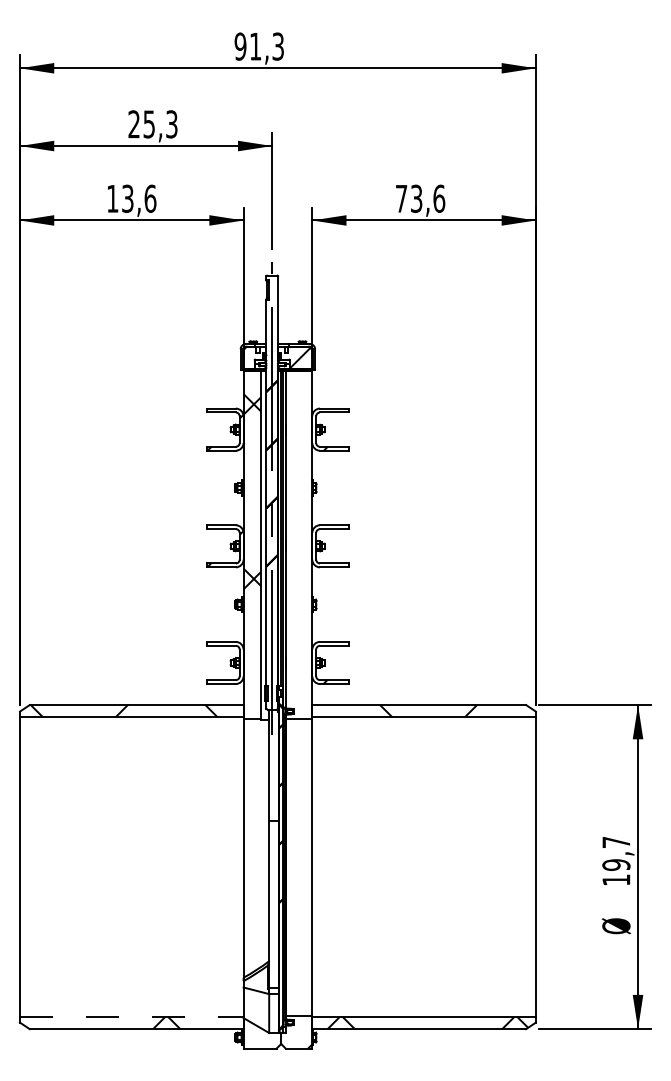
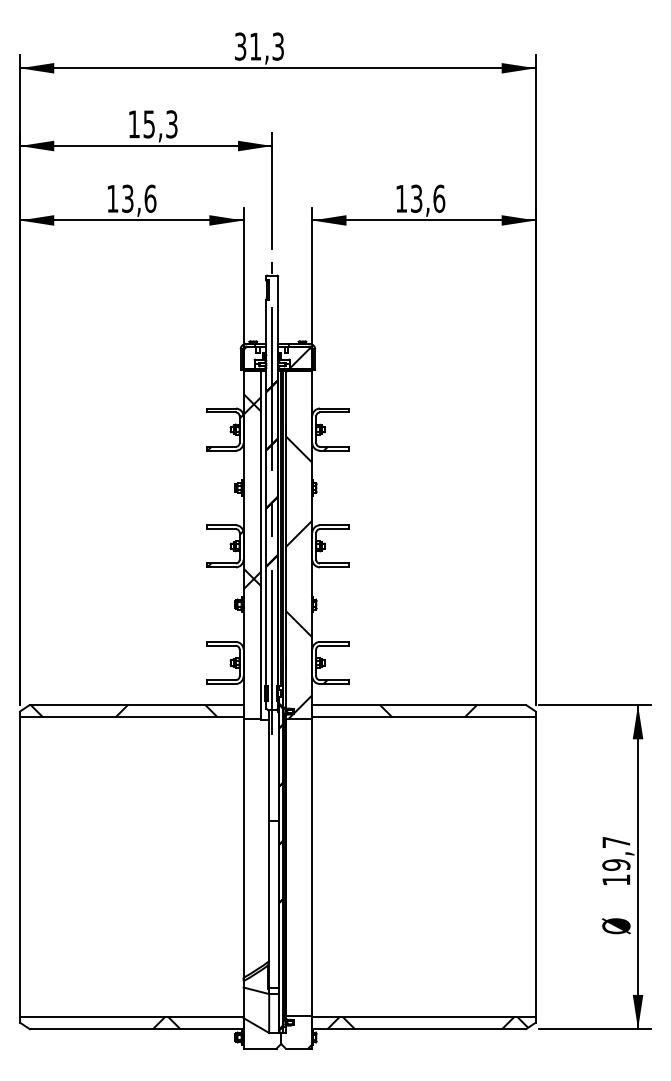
text: 91,3 -> 31,3 (240, 46)
text: 25,3 -> 15,3 (133, 123)
text: 73,6 -> 13,6 (401, 198)
hatch: none -> present (299, 544)
line: dashed -> solid (131, 1016)
